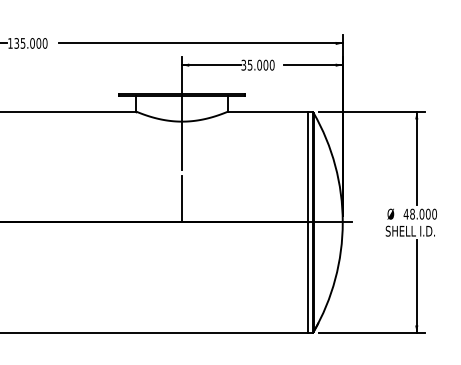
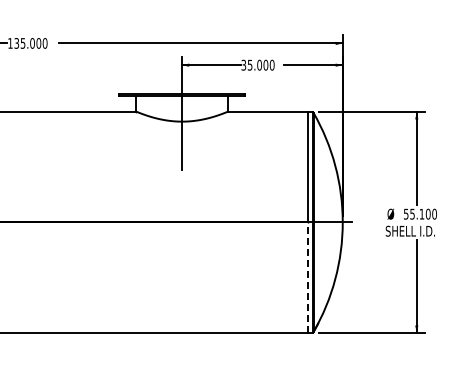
line: present -> none (182, 199)
text: 48.000 -> 55.100 (413, 213)
line: solid -> dashed (308, 277)
